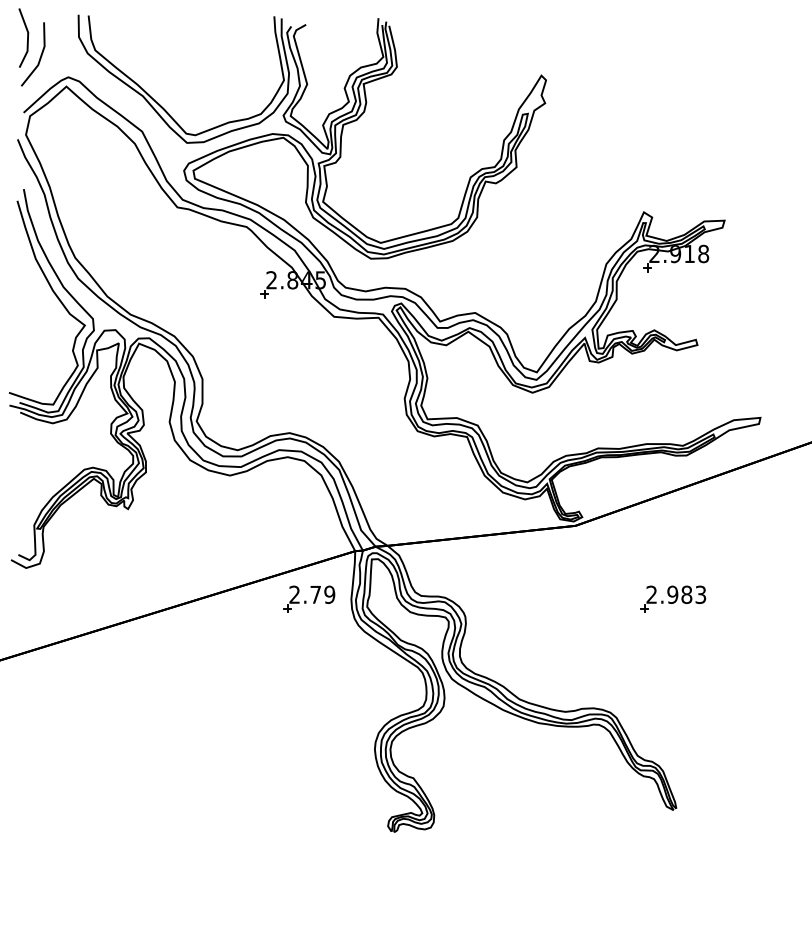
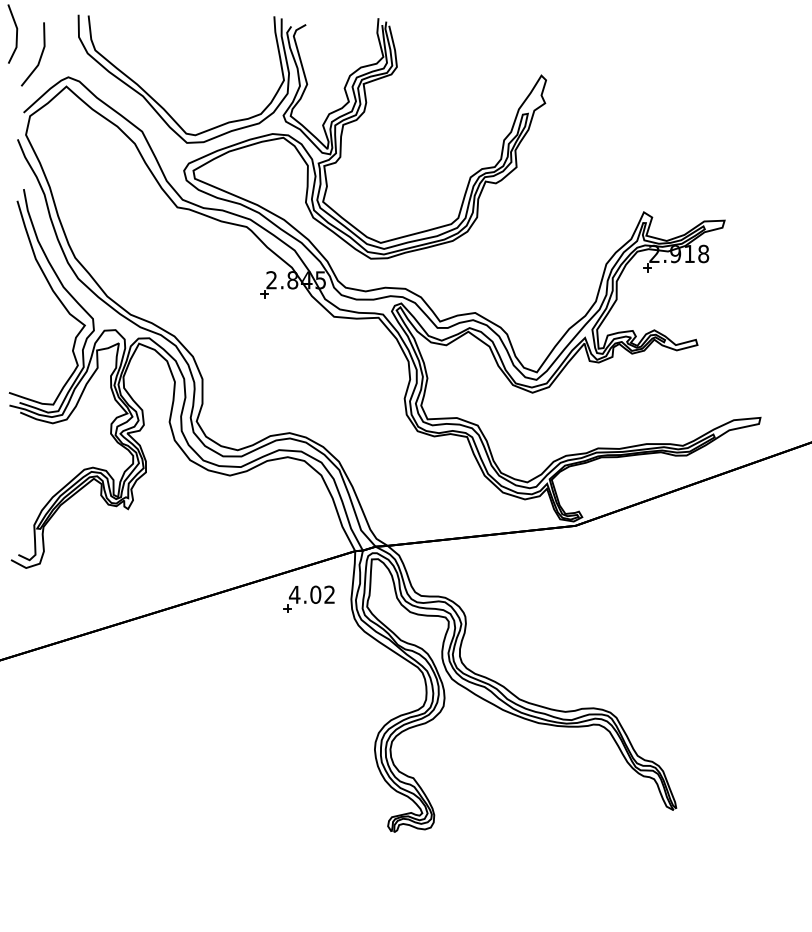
line position: (27, 37) -> (16, 33) (16, 33)
text: 2.79 -> 4.02 (311, 594)
part: present -> none (673, 598)
